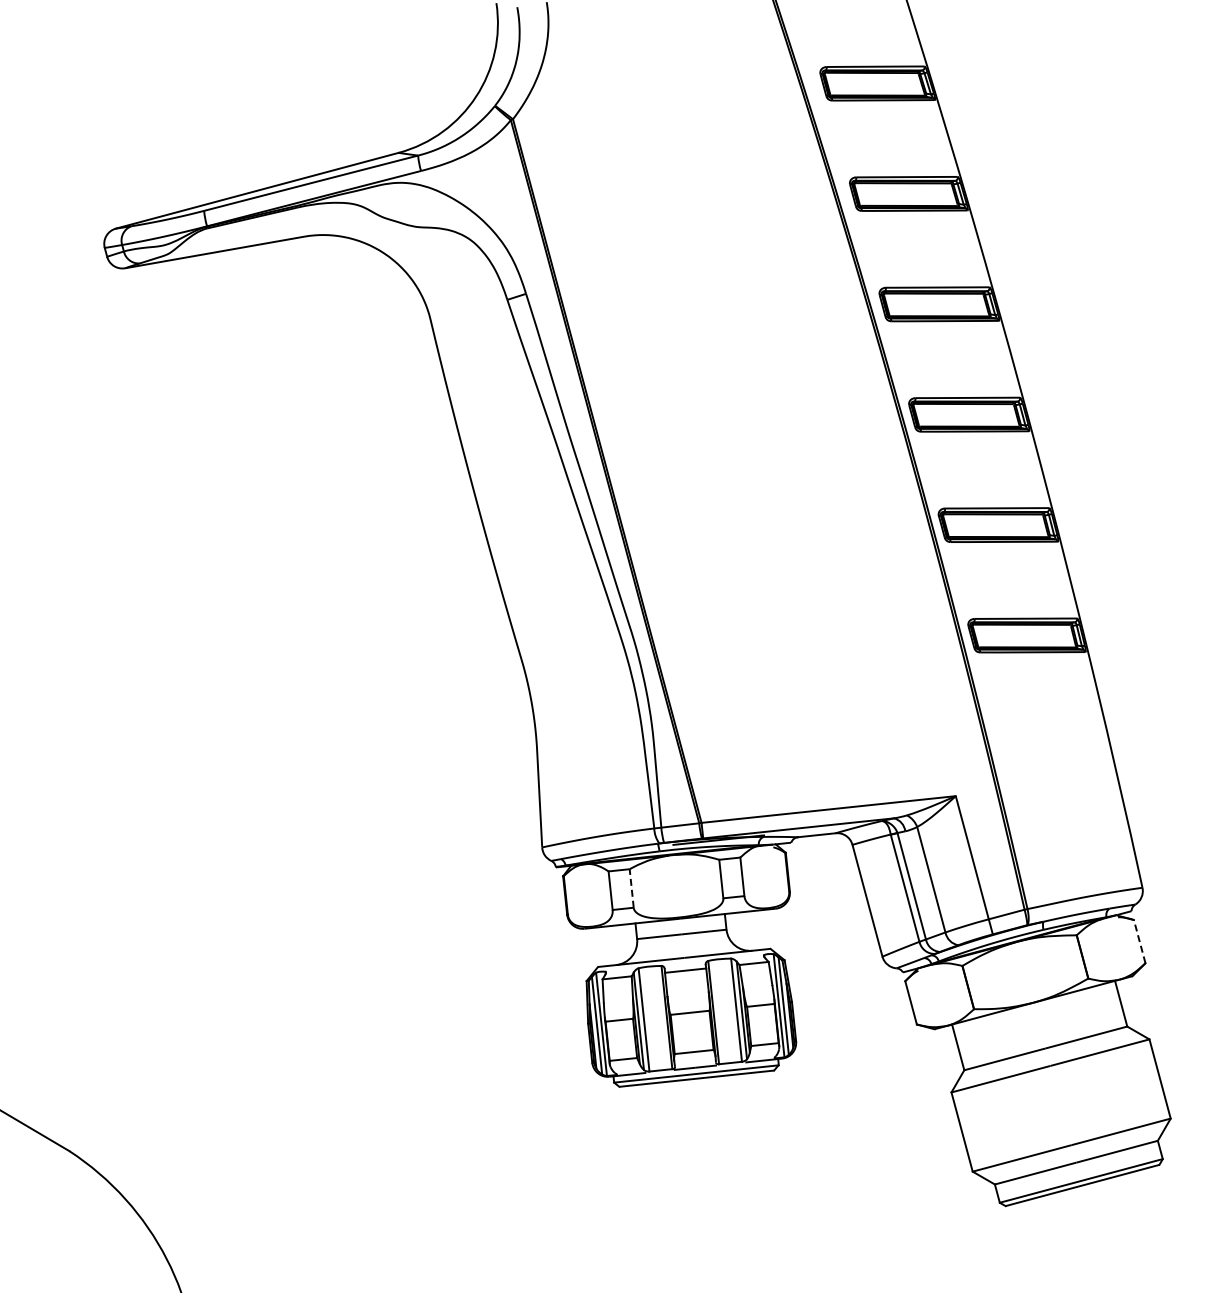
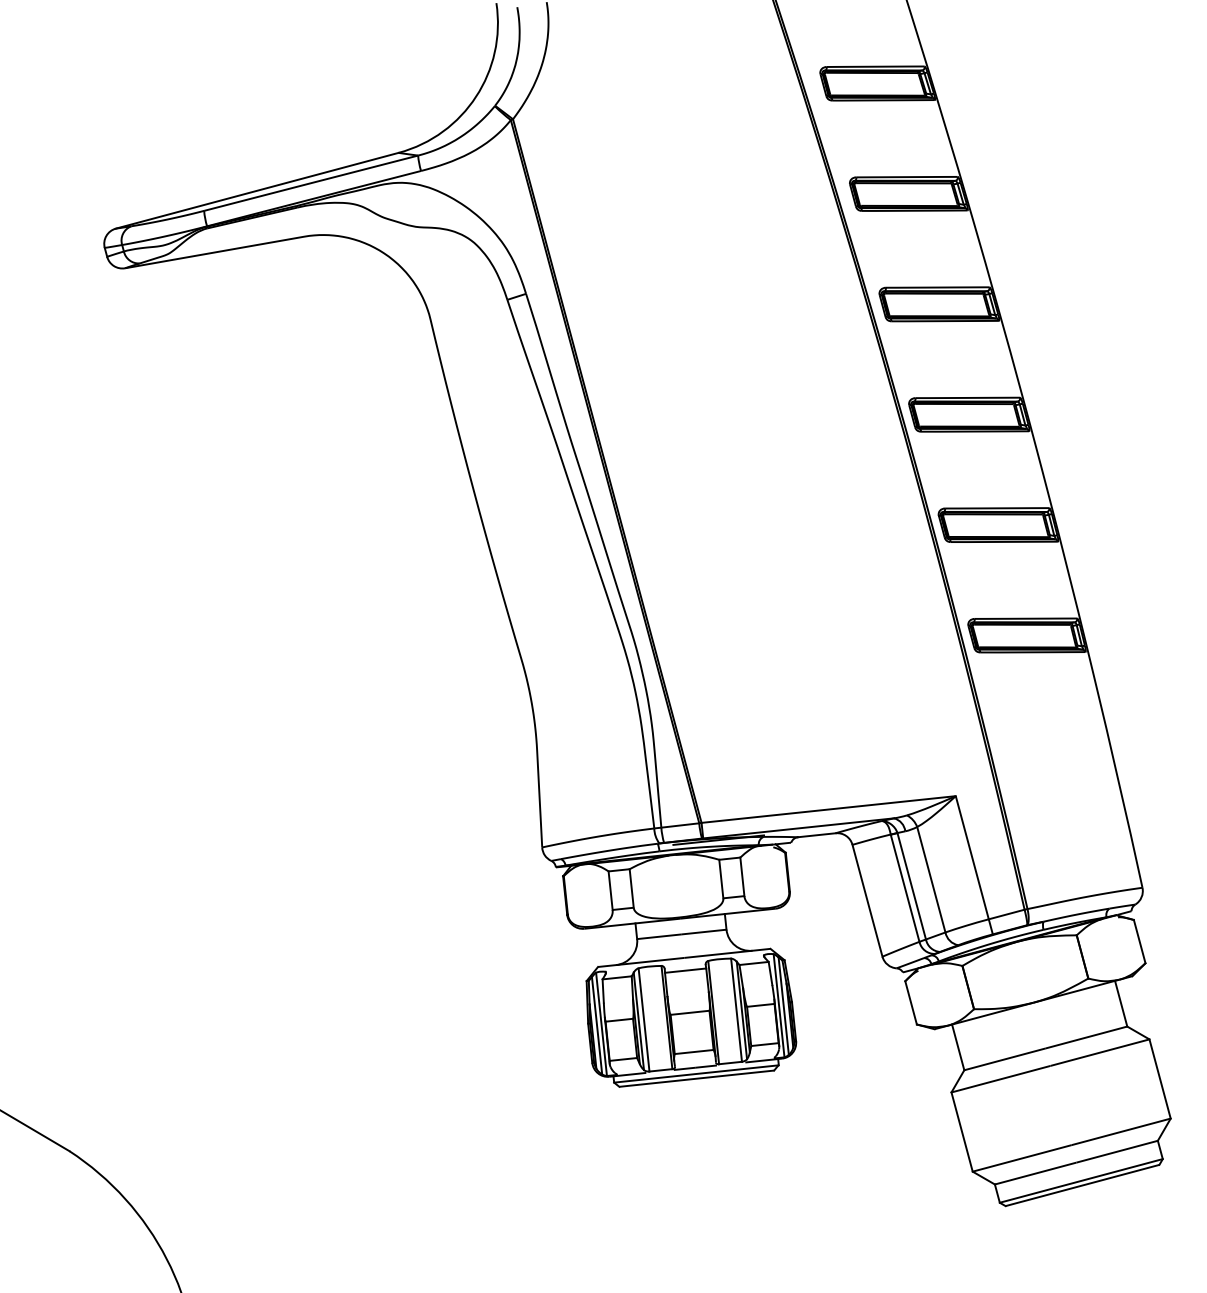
line: dashed -> solid (631, 887)
line: dashed -> solid (1139, 941)
